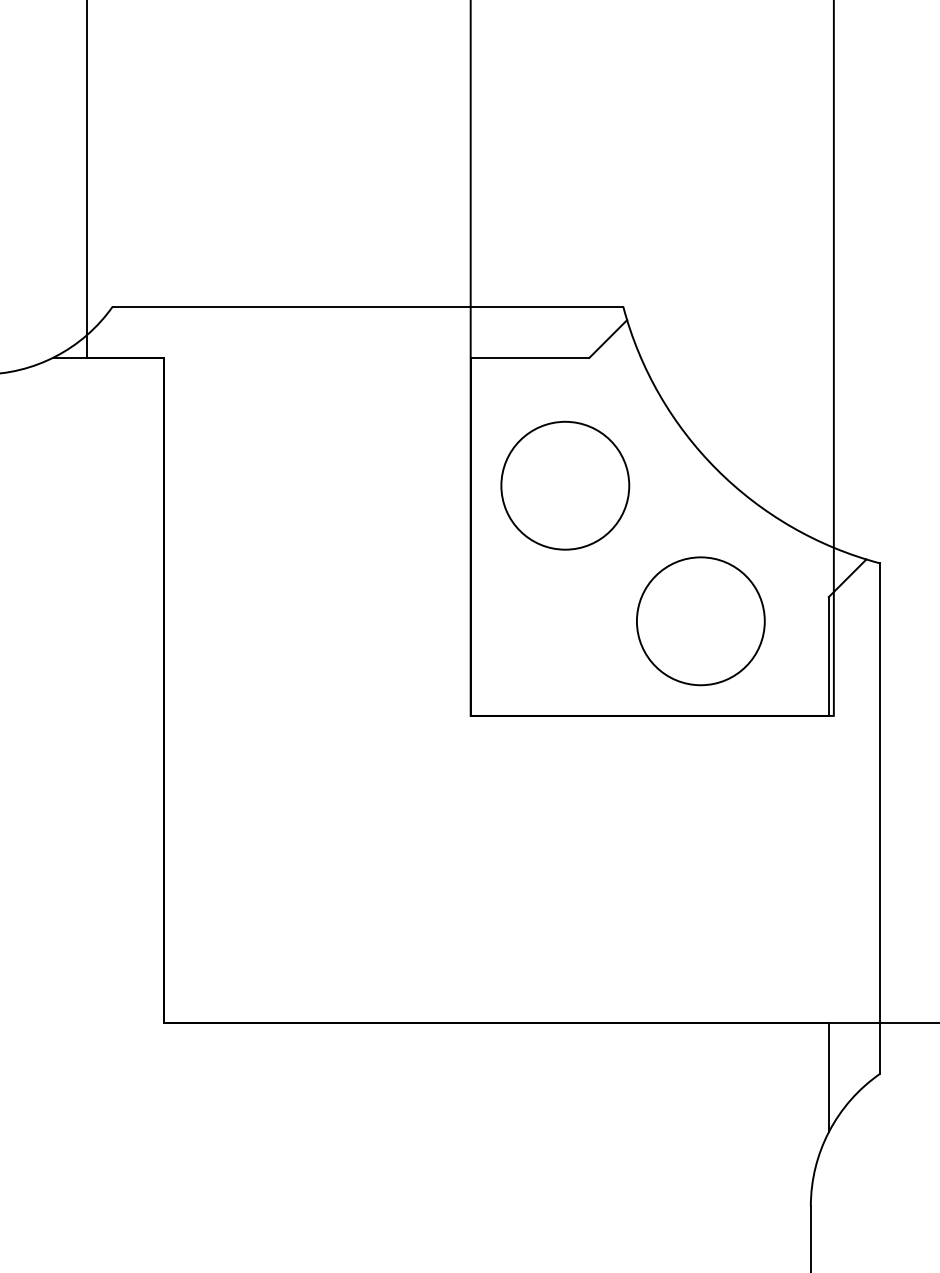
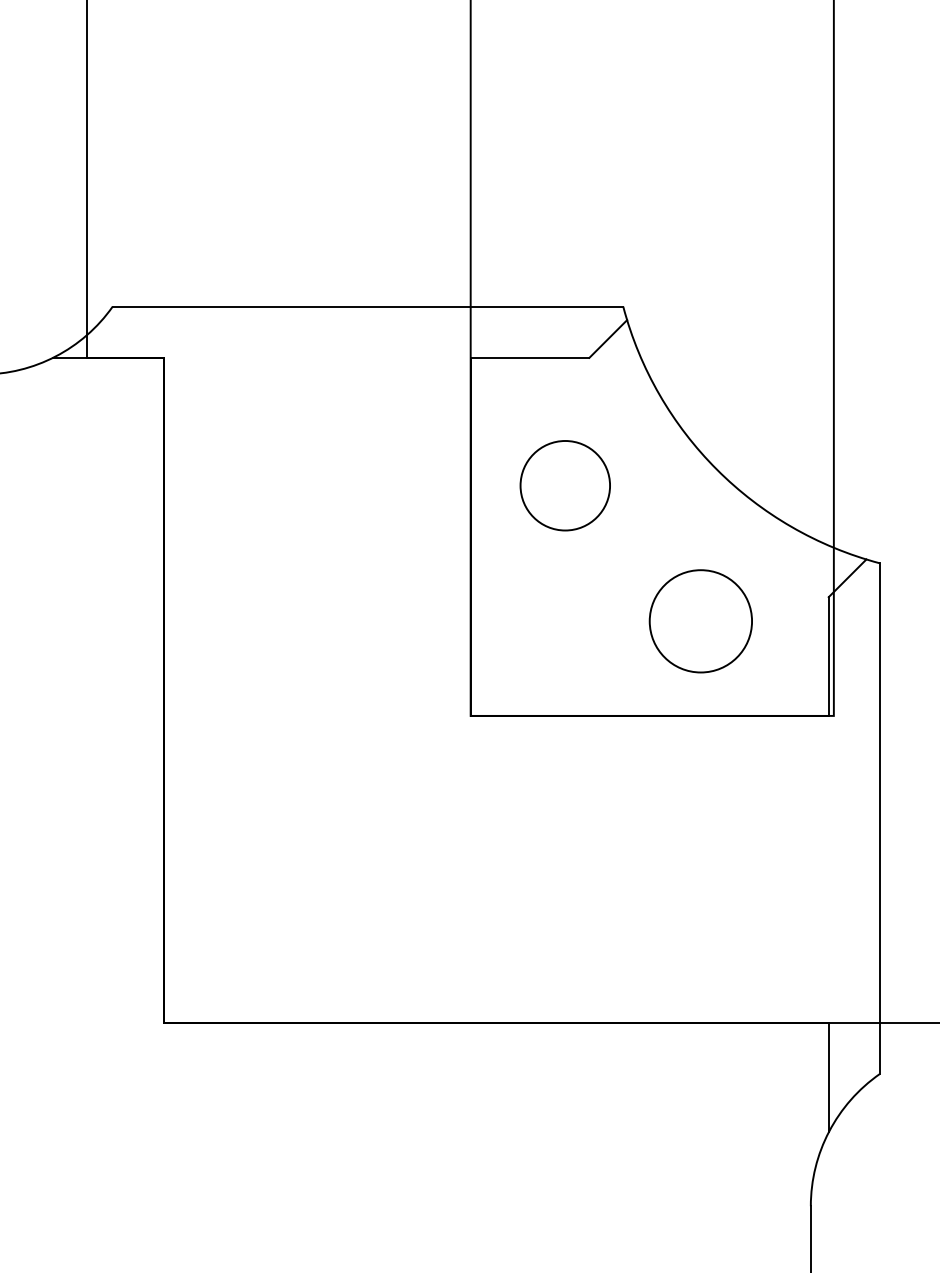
circle diameter: 128 px -> 90 px (565, 485)
circle size: 130x131 px -> 105x105 px (700, 621)
